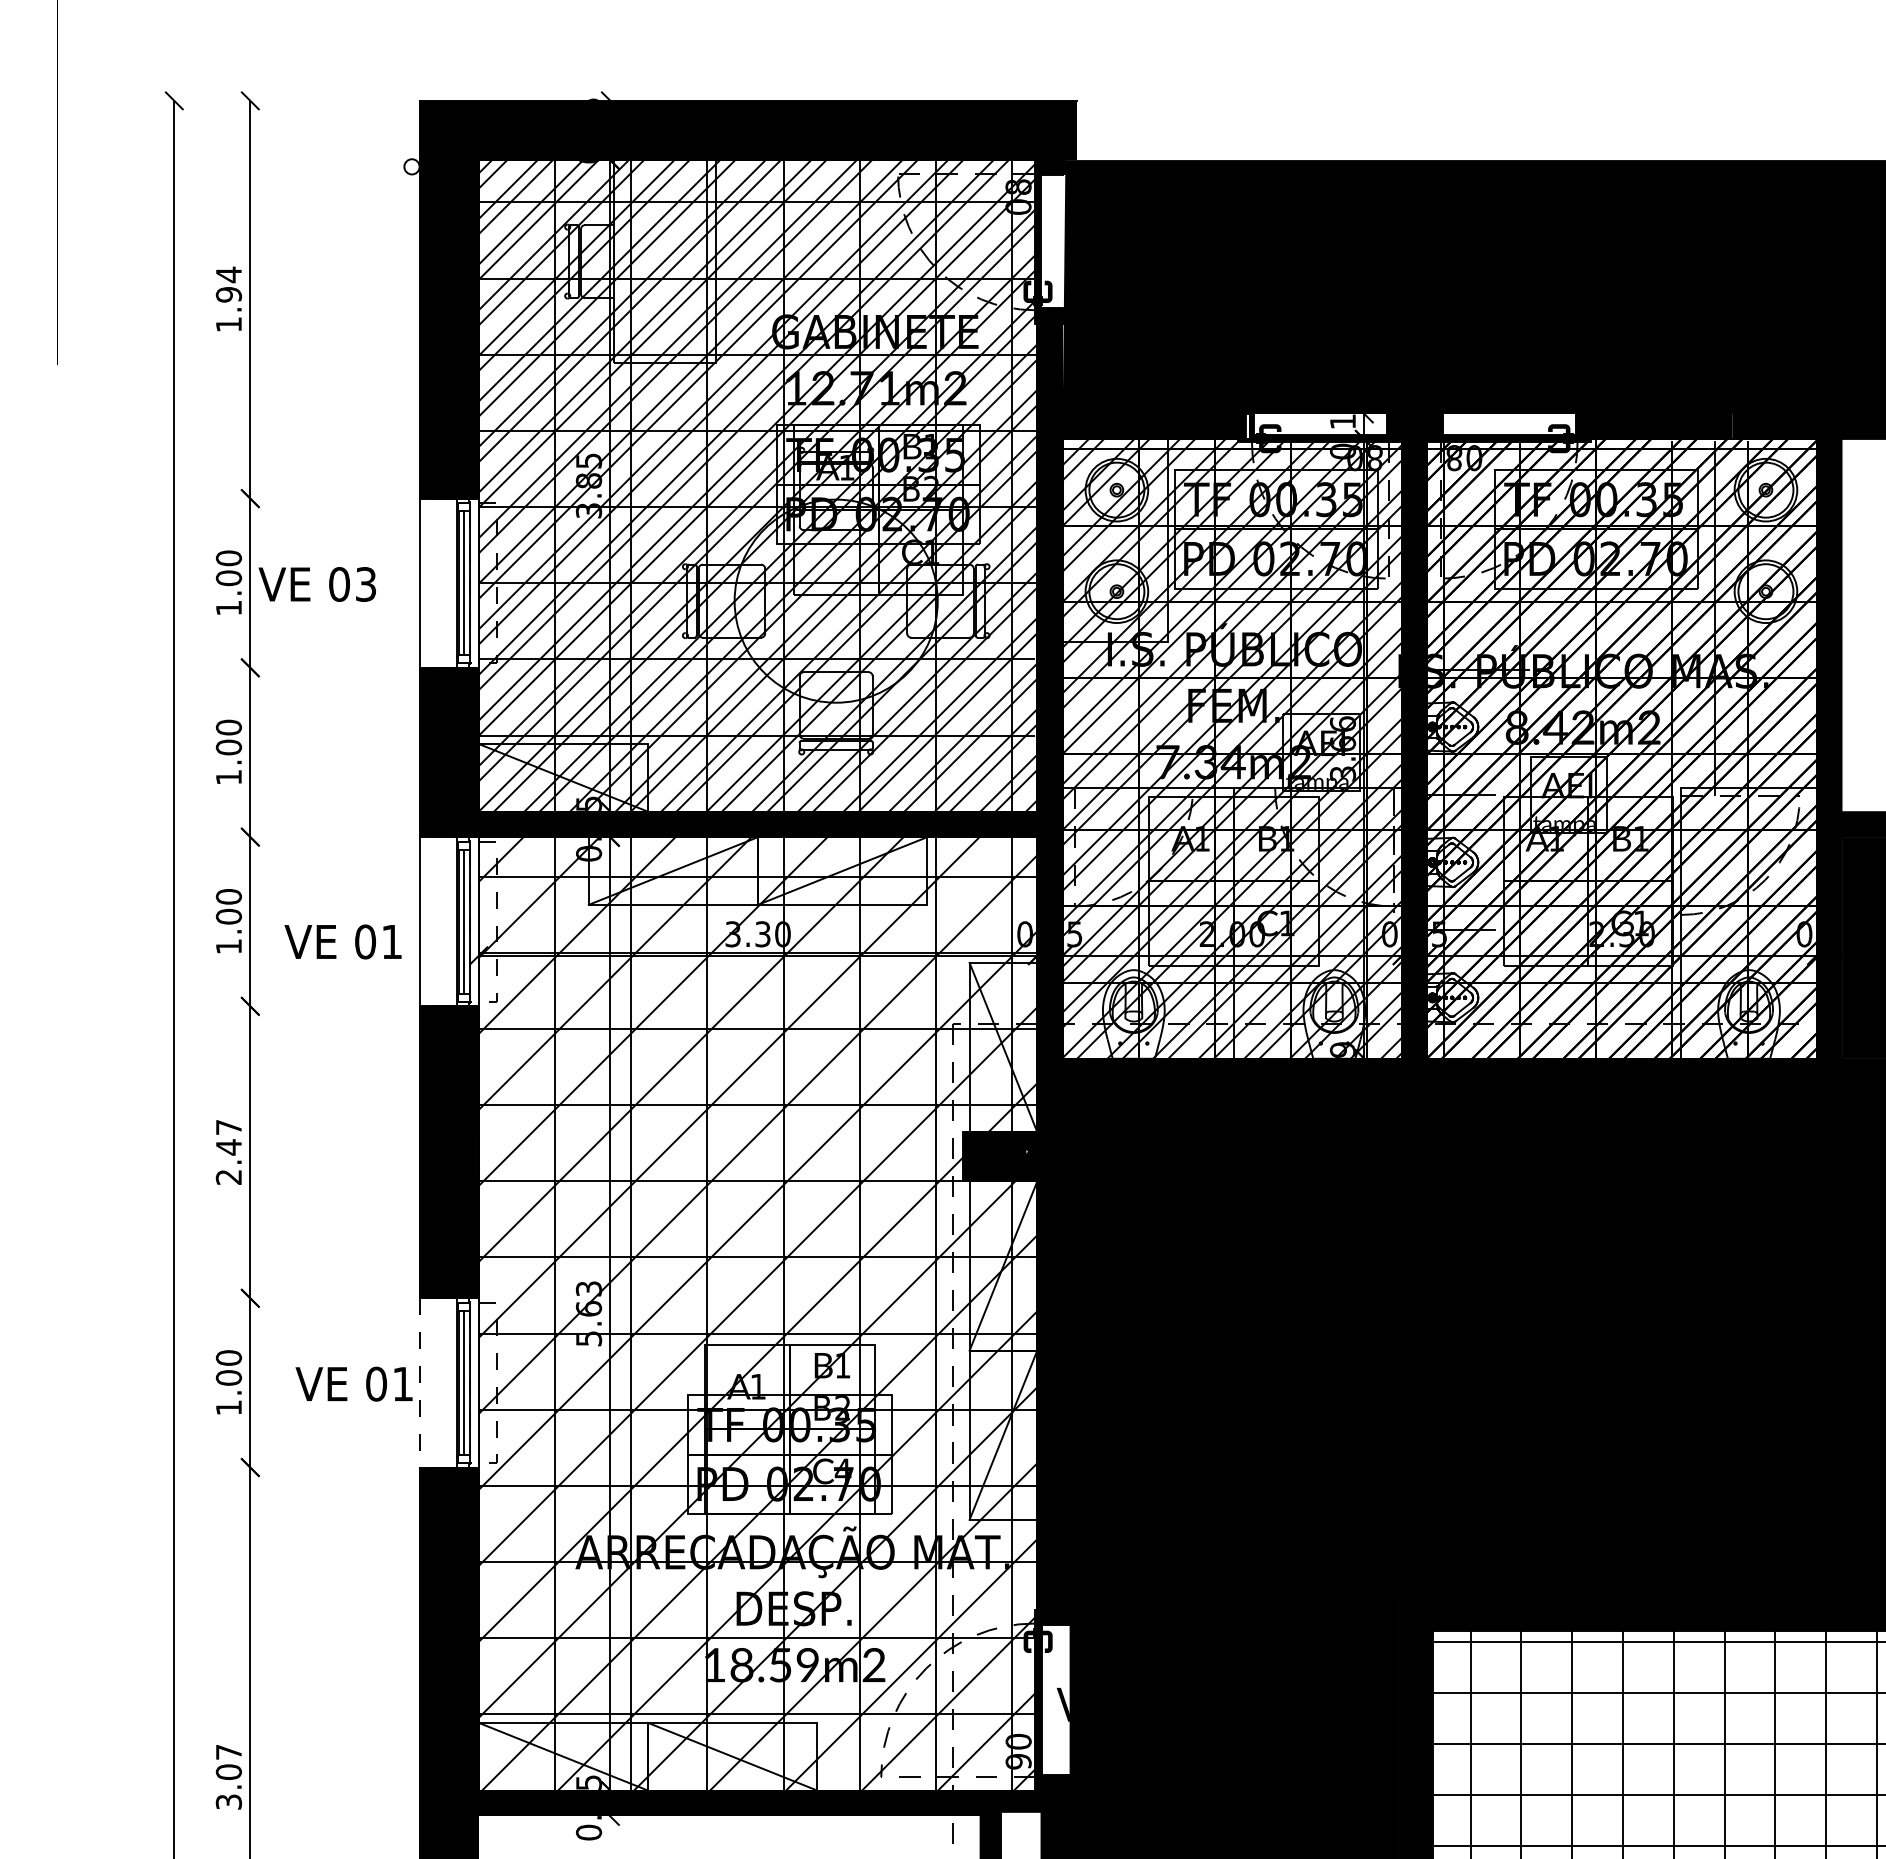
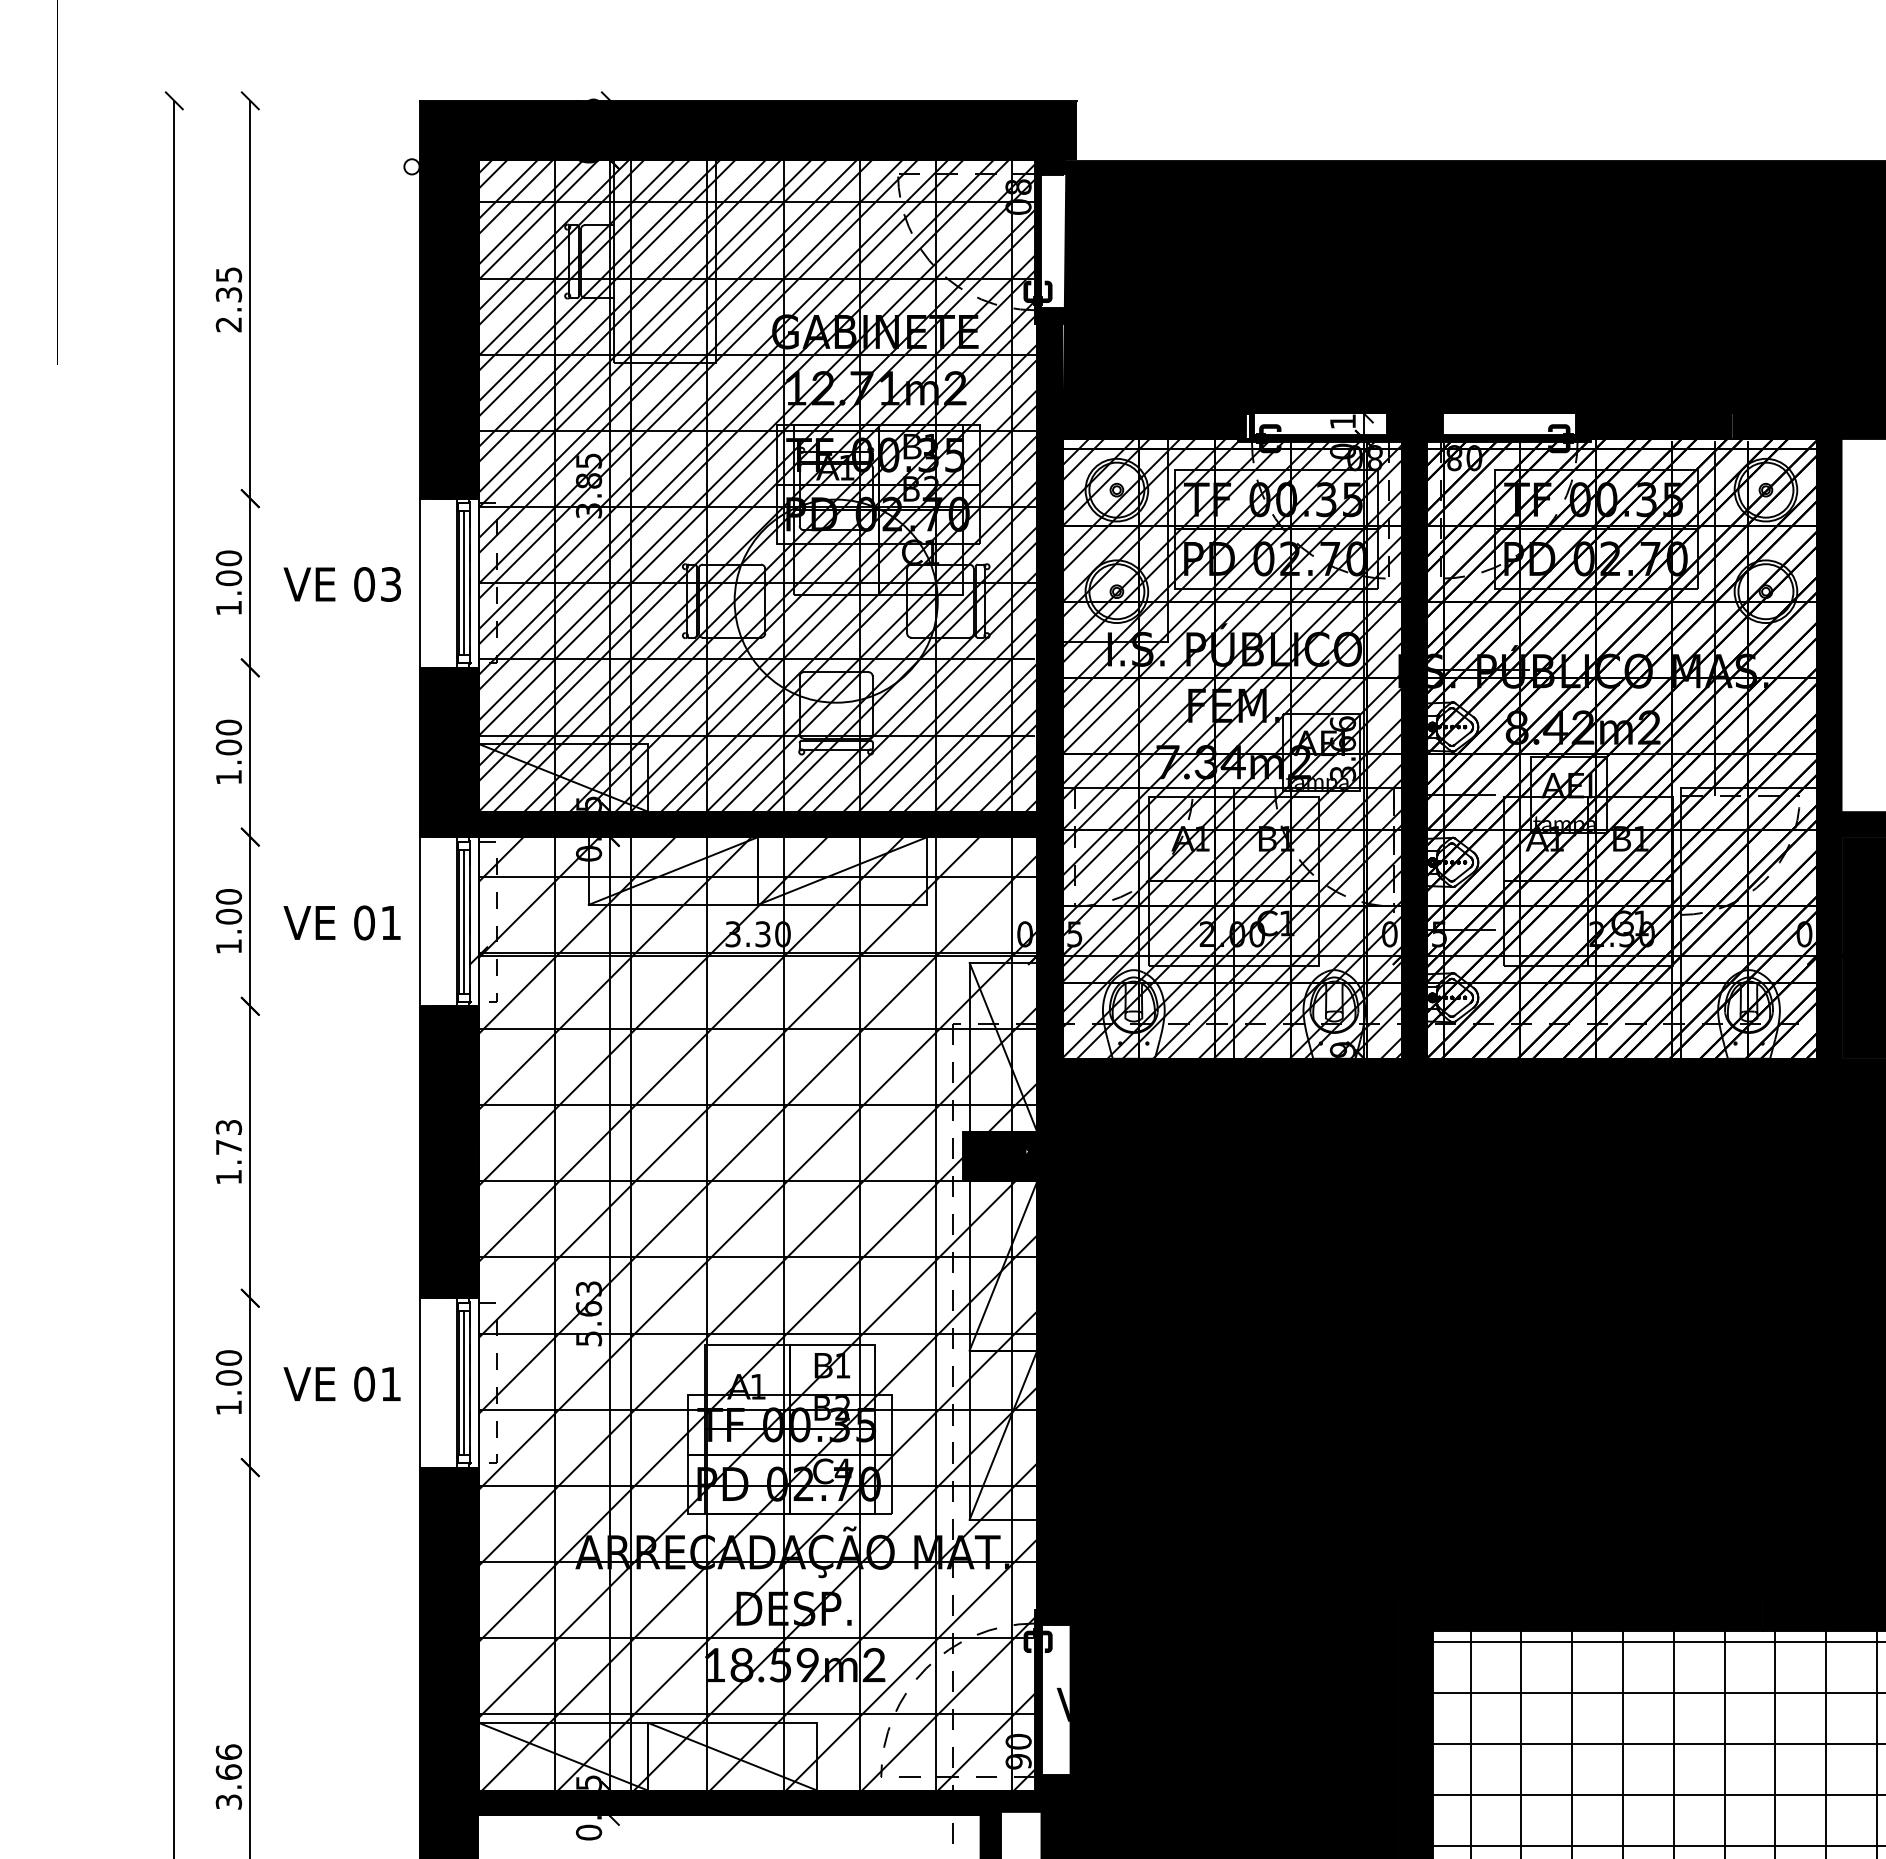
text: 1.94 -> 2.35 (228, 299)
text position: (316, 584) -> (341, 584) (341, 584)
text position: (342, 941) -> (341, 922) (341, 922)
text: 2.47 -> 1.73 (228, 1152)
line: dashed -> solid (419, 1382)
text position: (353, 1383) -> (341, 1383) (341, 1383)
text: 3.07 -> 3.66 (228, 1761)
